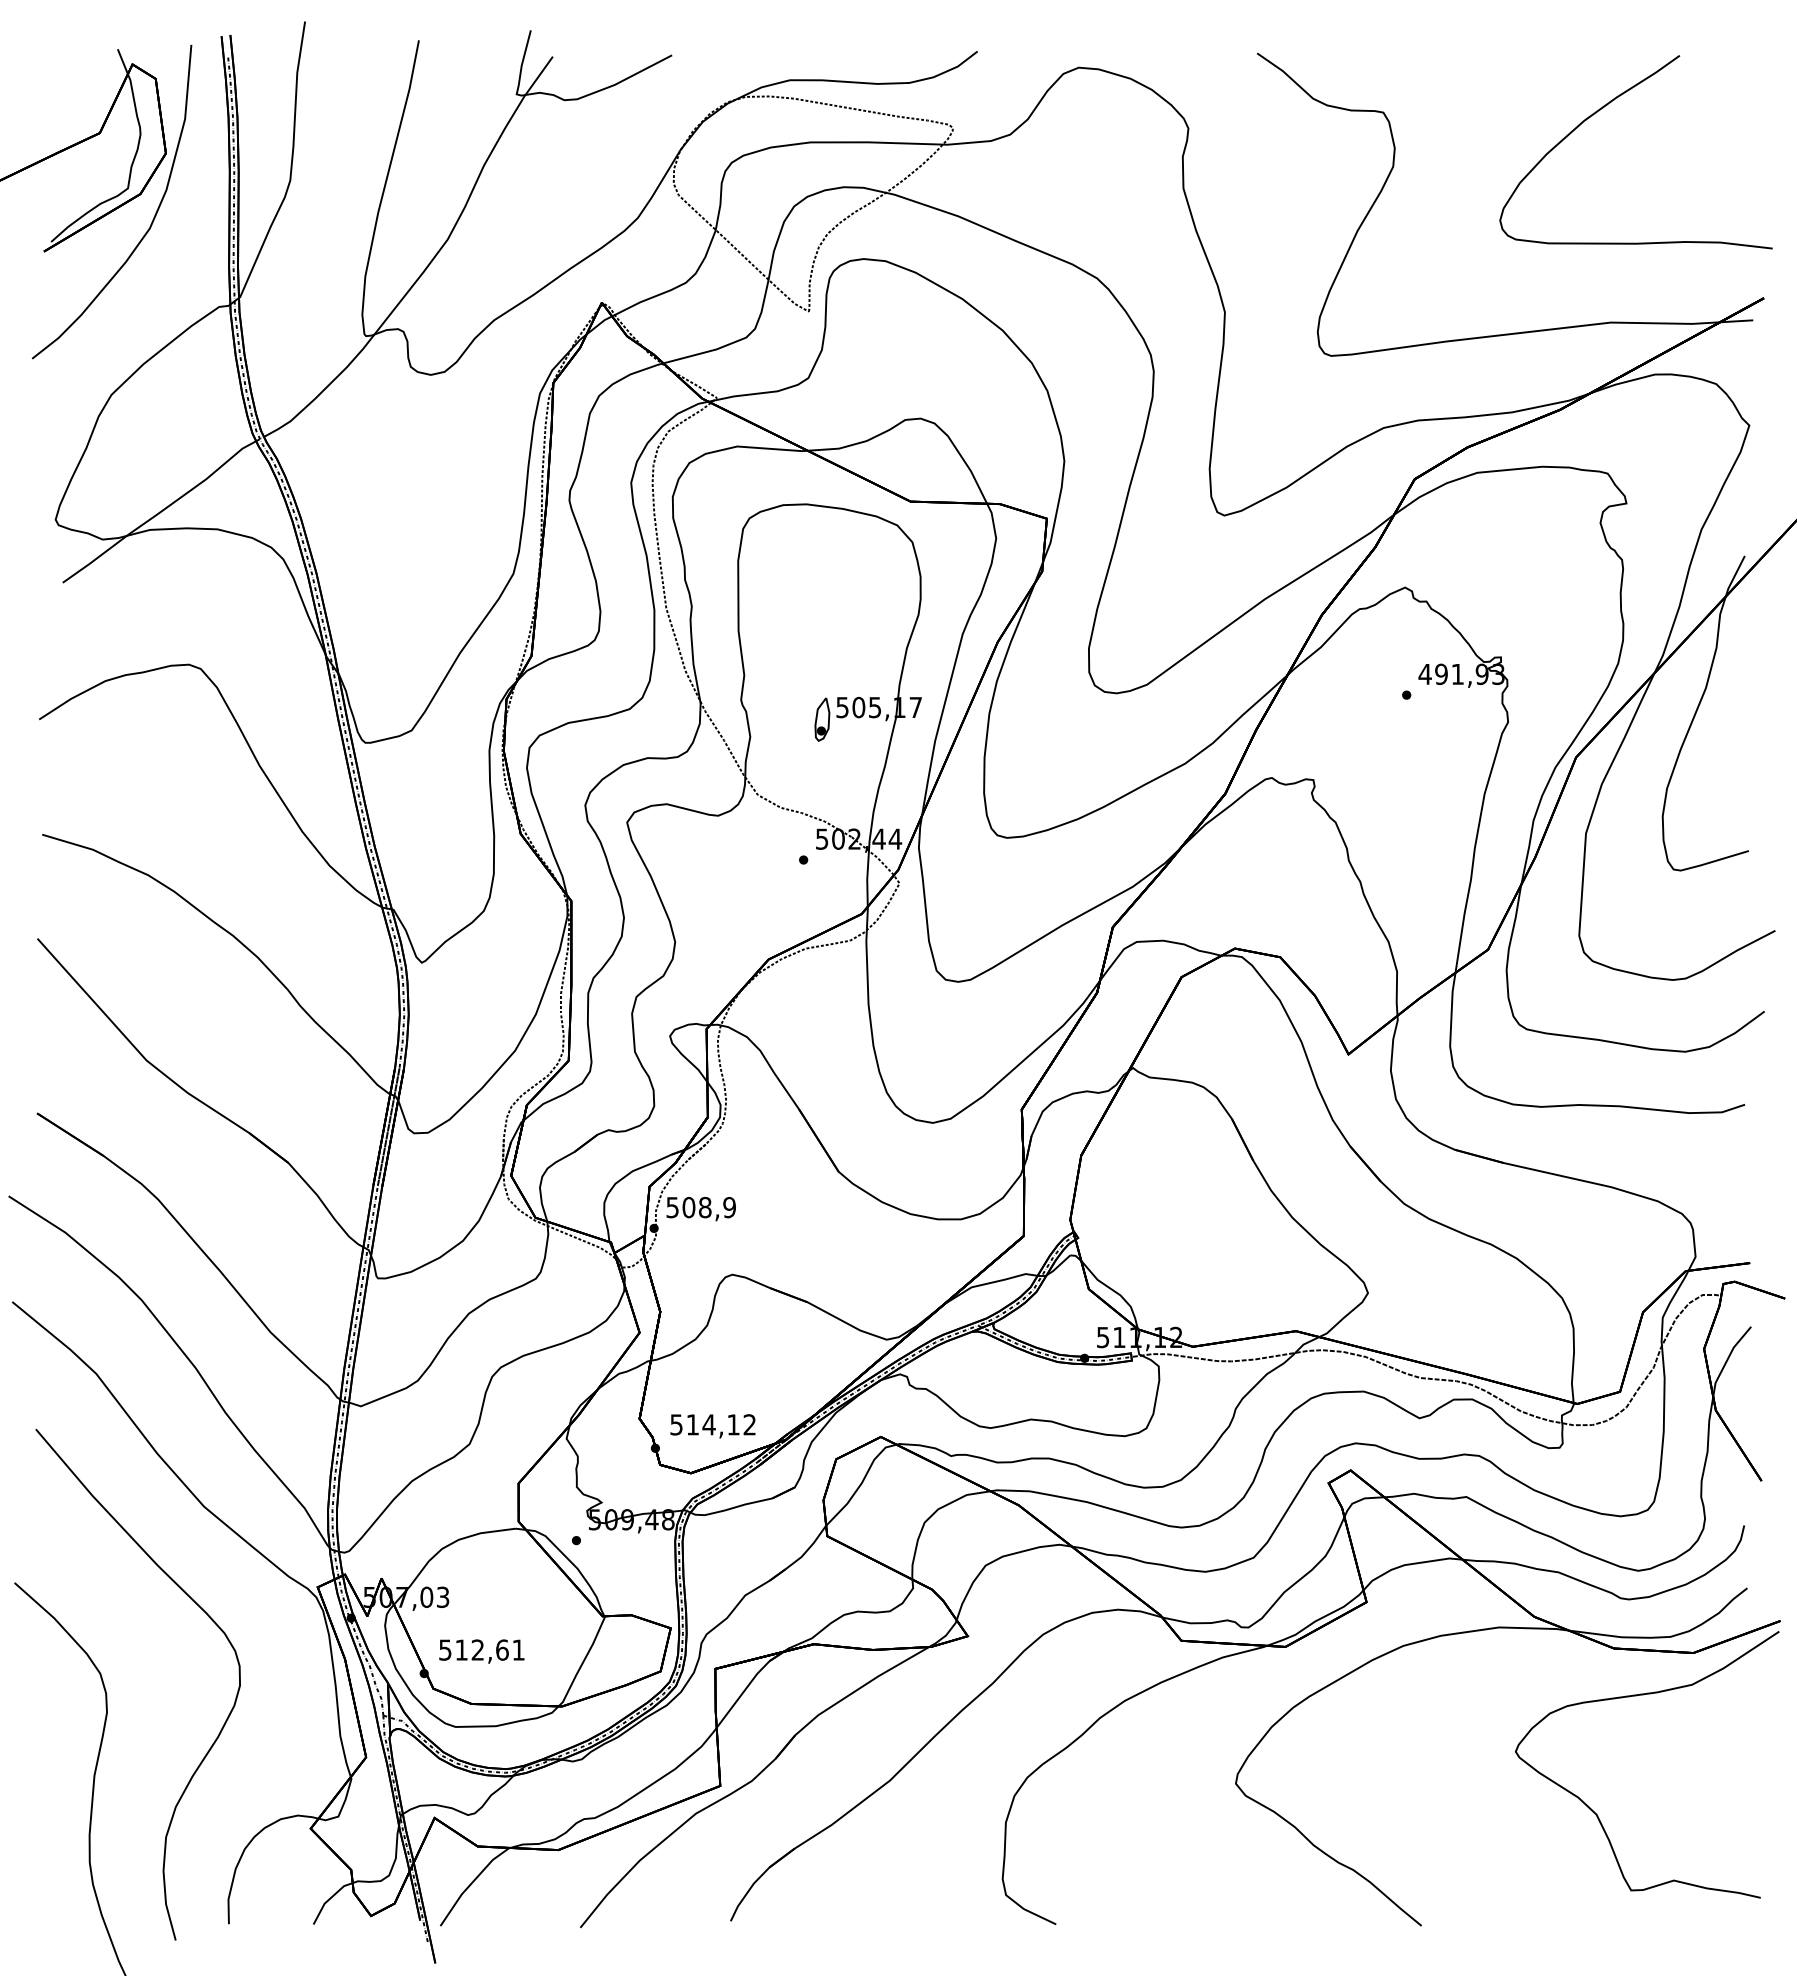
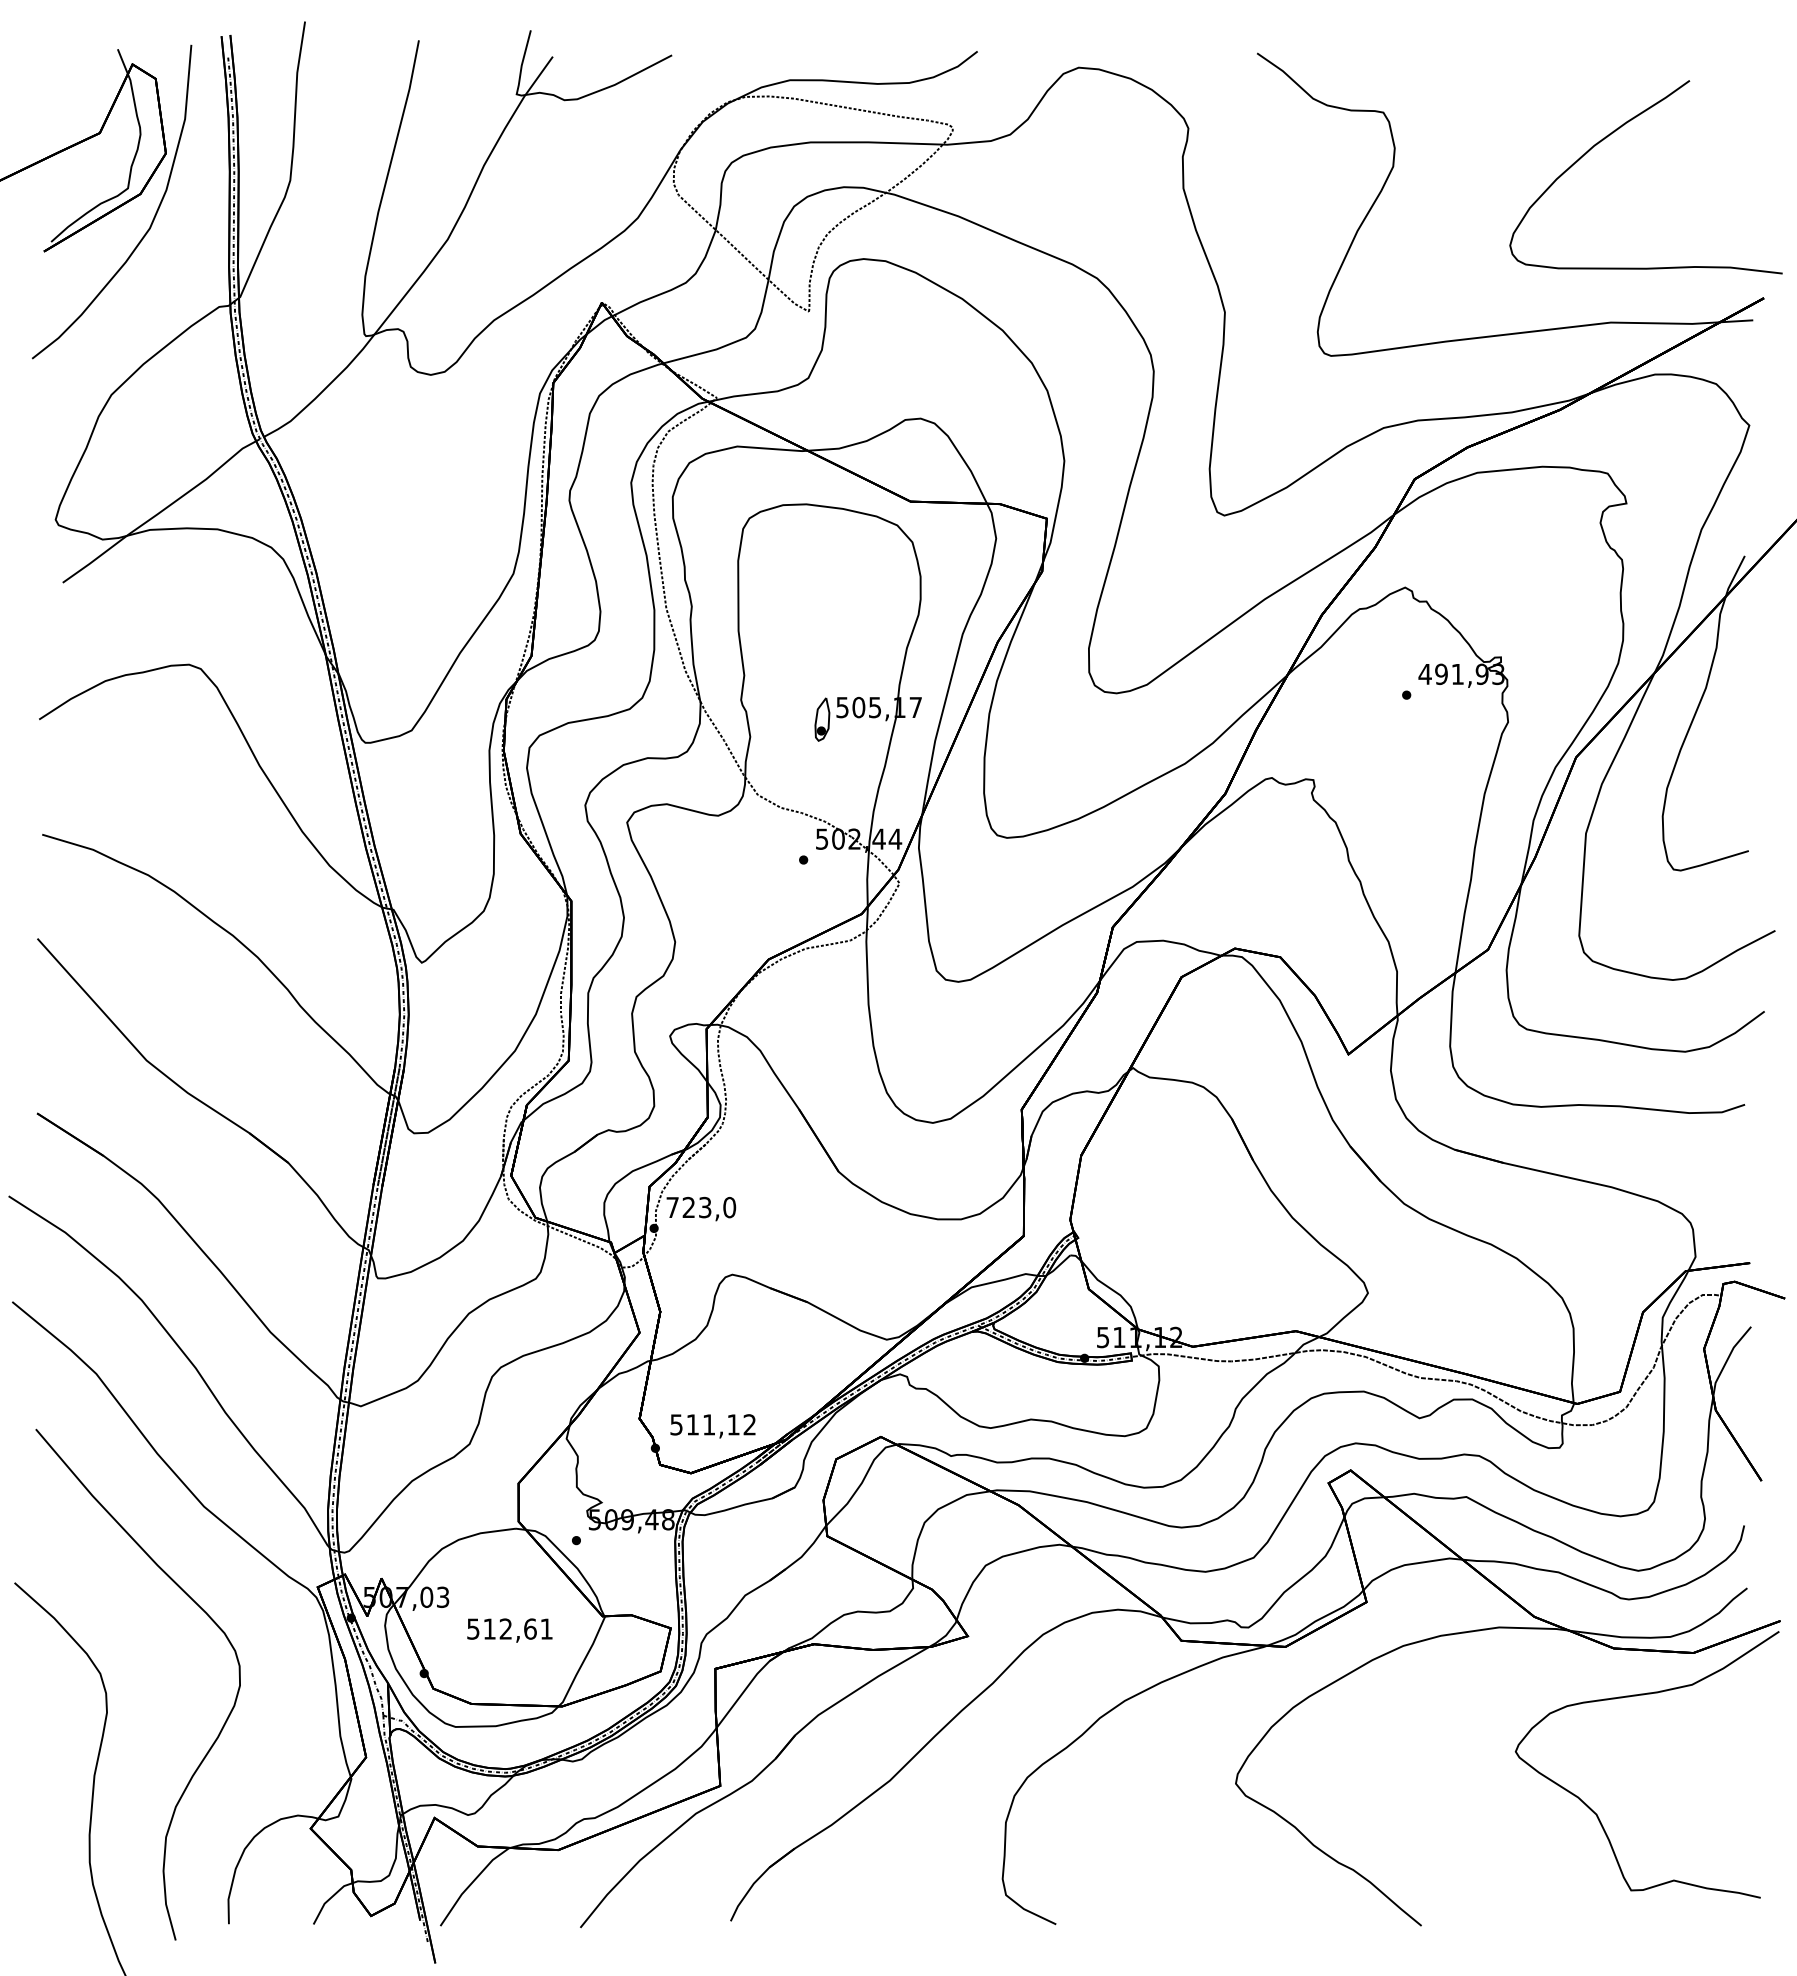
curve position: (1603, 108) -> (1613, 133) (1613, 133)
text: 508,9 -> 723,0 (701, 1207)
text: 514,12 -> 511,12 (708, 1424)
text position: (481, 1651) -> (509, 1630) (509, 1630)
